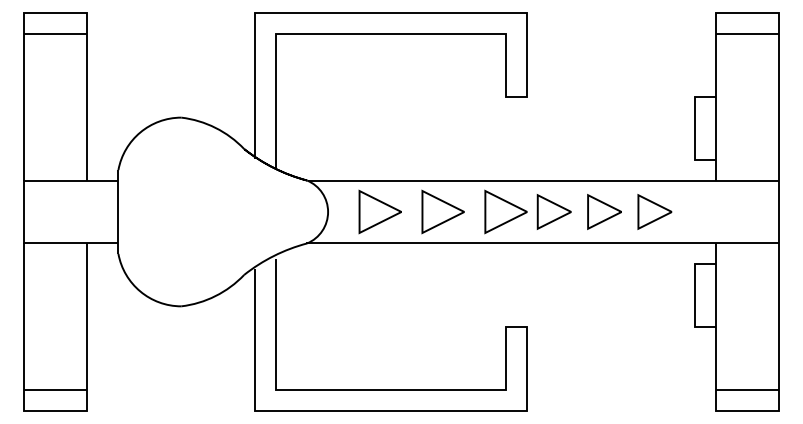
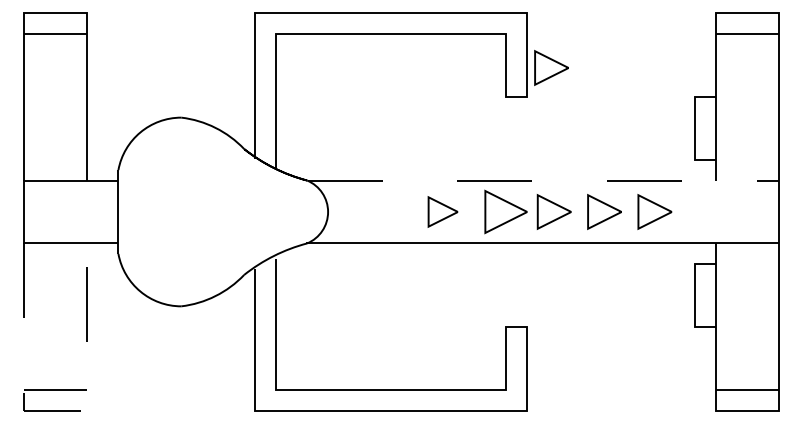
part: none -> present (551, 67)
line: solid -> dashed (543, 180)
part: present -> none (379, 211)
part size: 44x46 px -> 32x32 px (442, 211)
line: solid -> dashed (56, 411)
